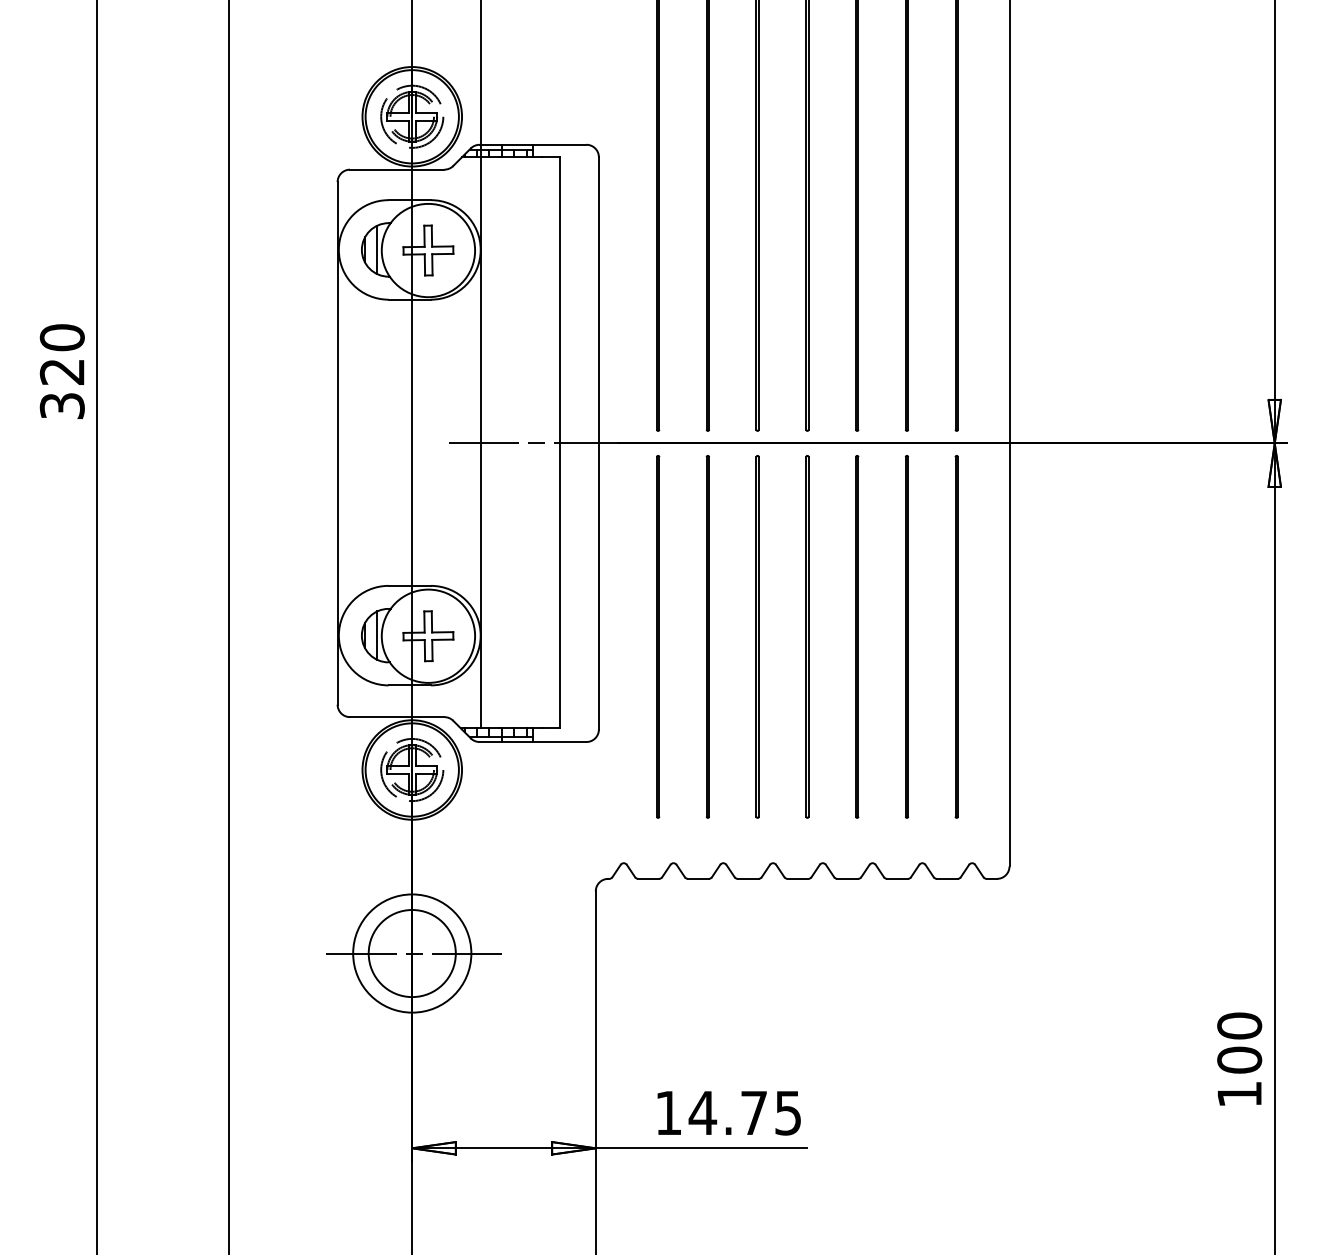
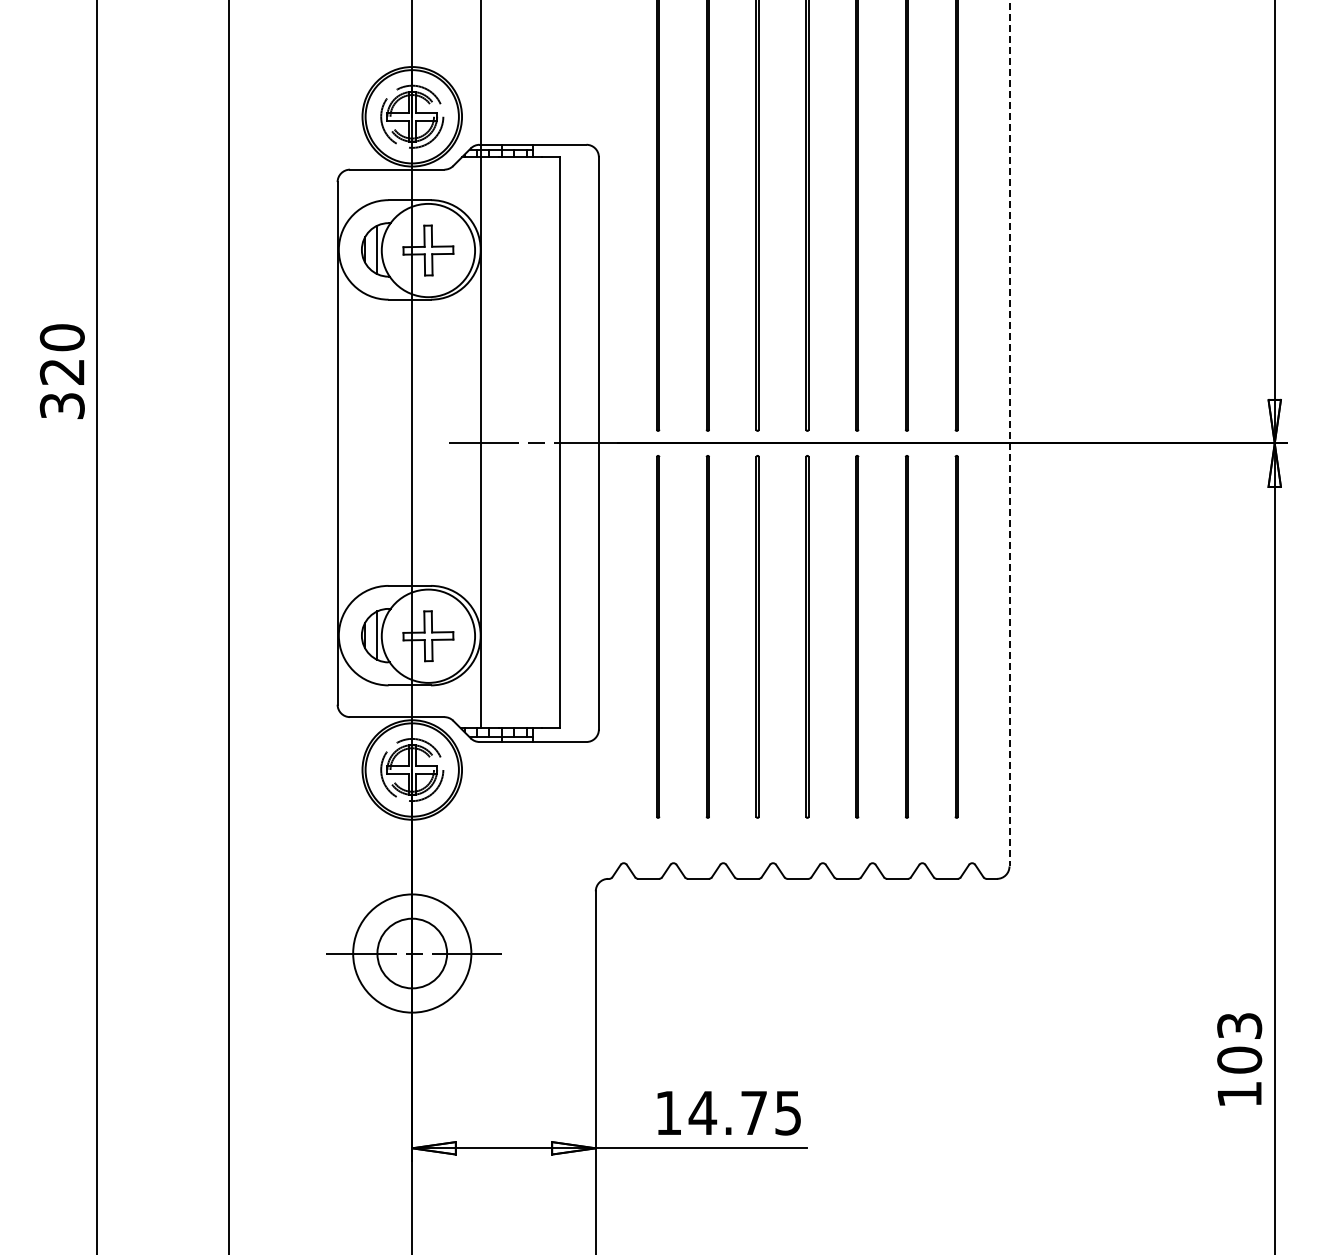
line: solid -> dashed (1009, 433)
circle diameter: 87 px -> 70 px (412, 953)
text: 100 -> 103 (1239, 1025)
